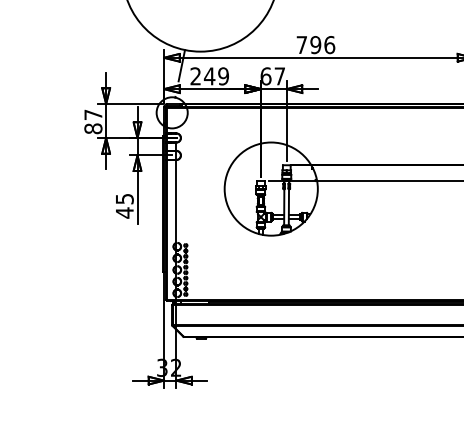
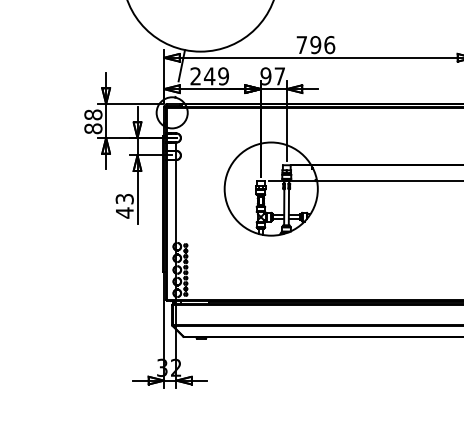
text: 67 -> 97 (265, 76)
text: 87 -> 88 (93, 114)
text: 45 -> 43 (124, 198)
